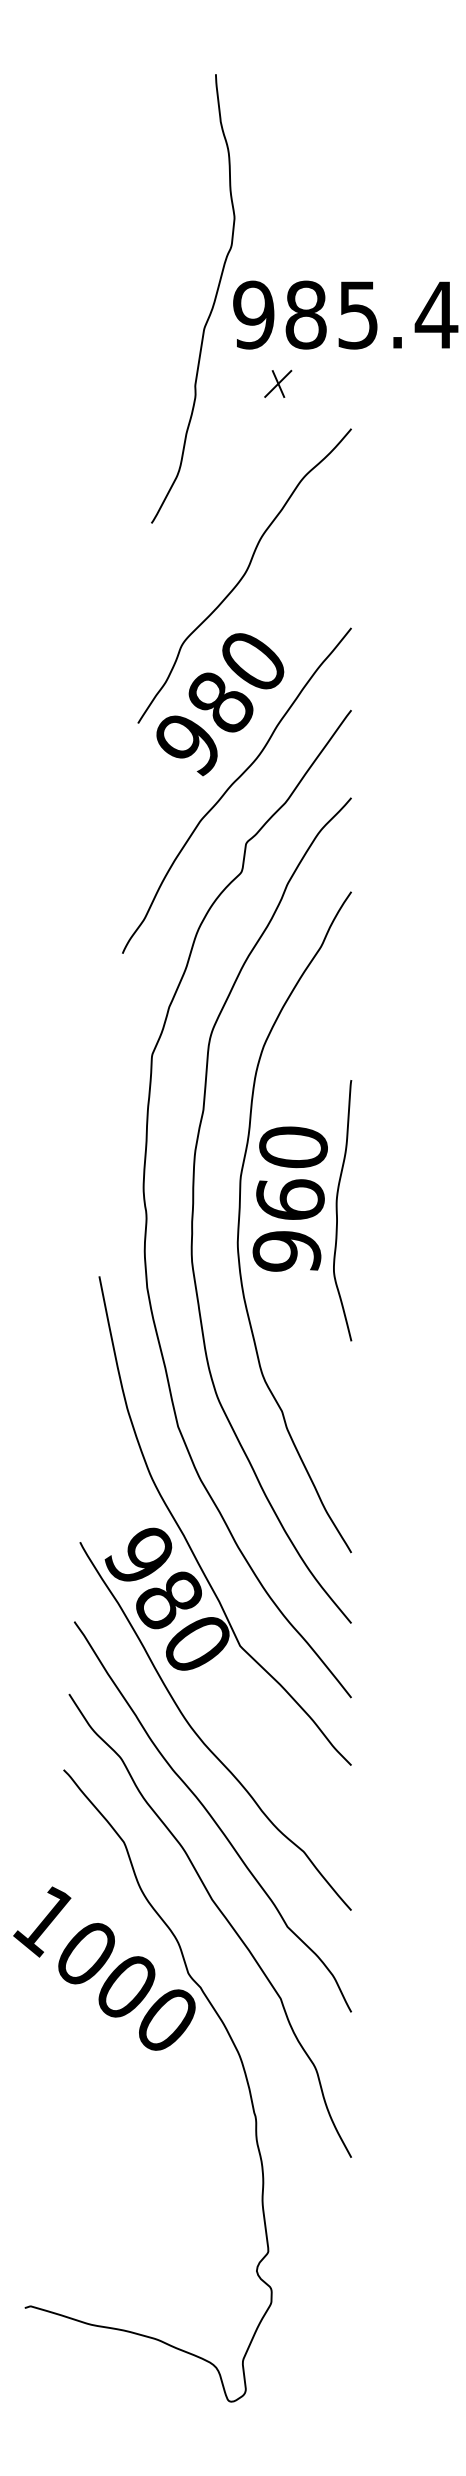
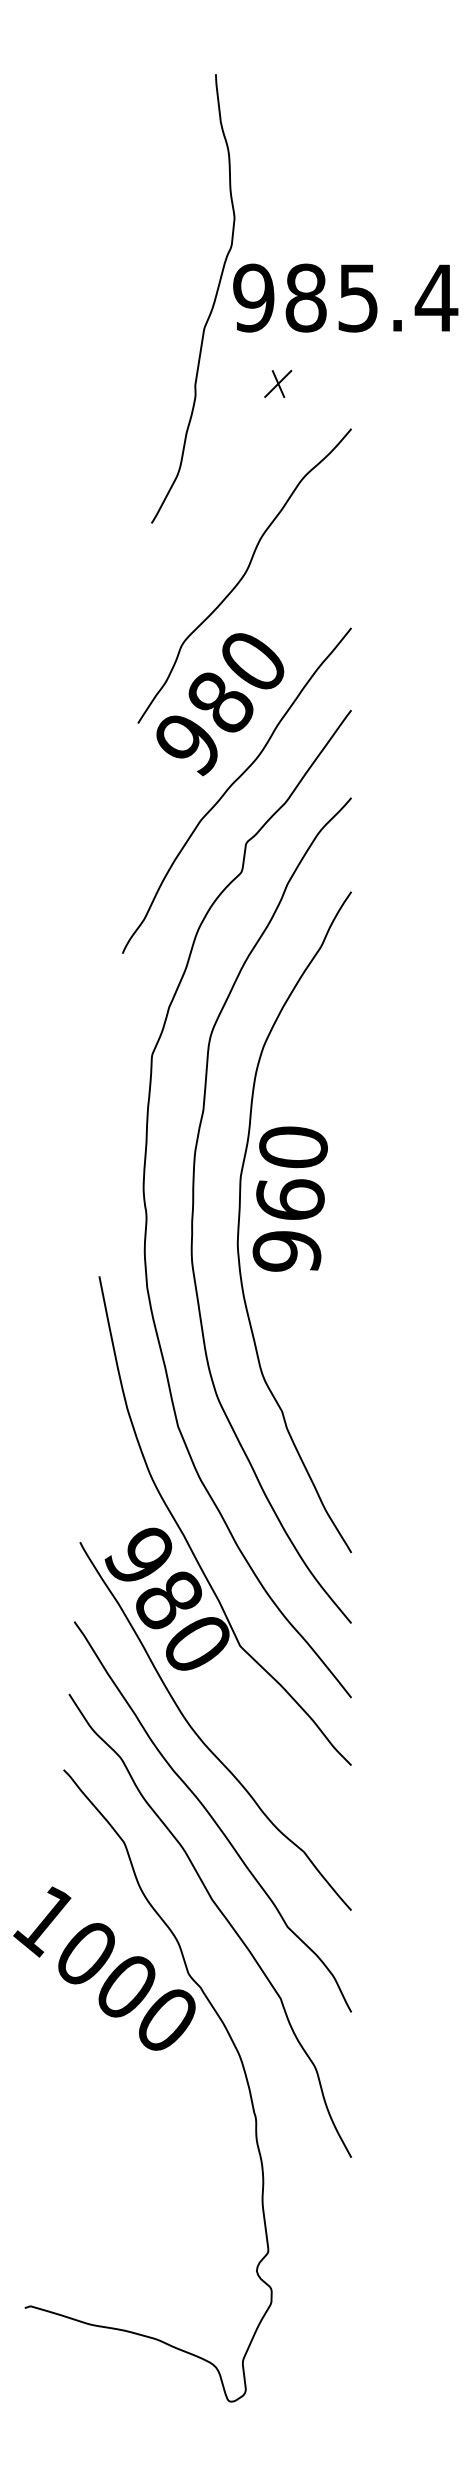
text position: (345, 314) -> (345, 297) (345, 297)
curve: present -> none (337, 1210)
